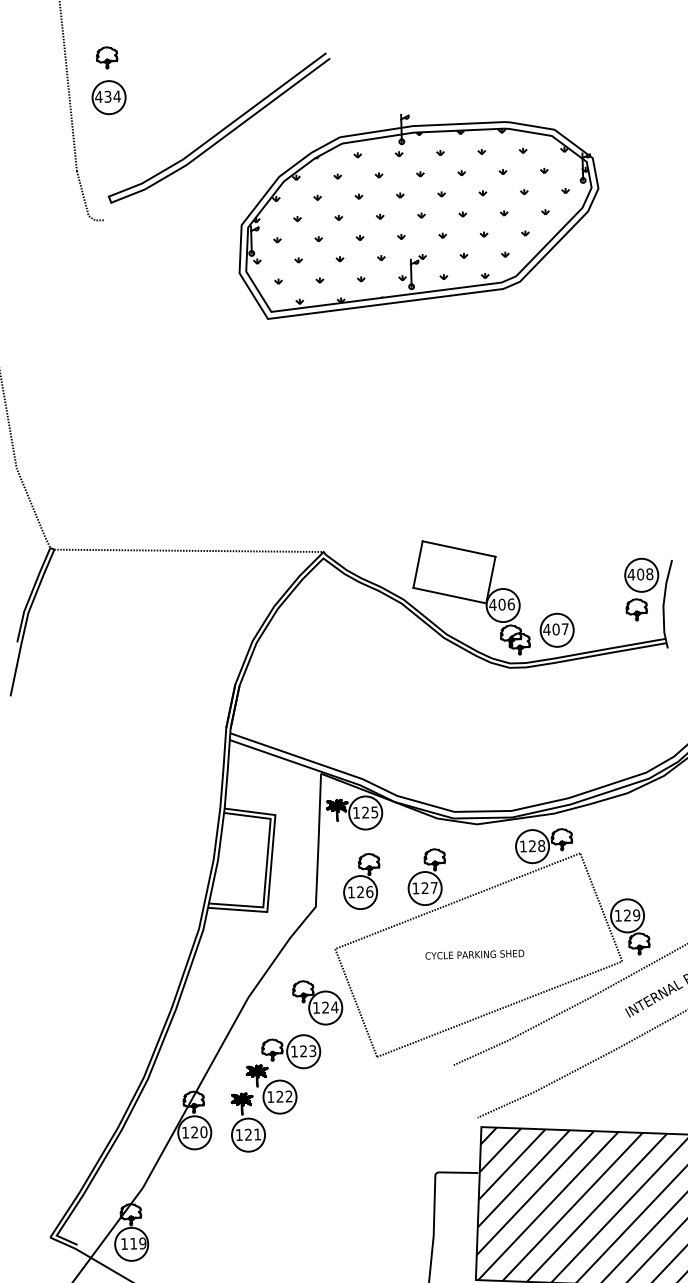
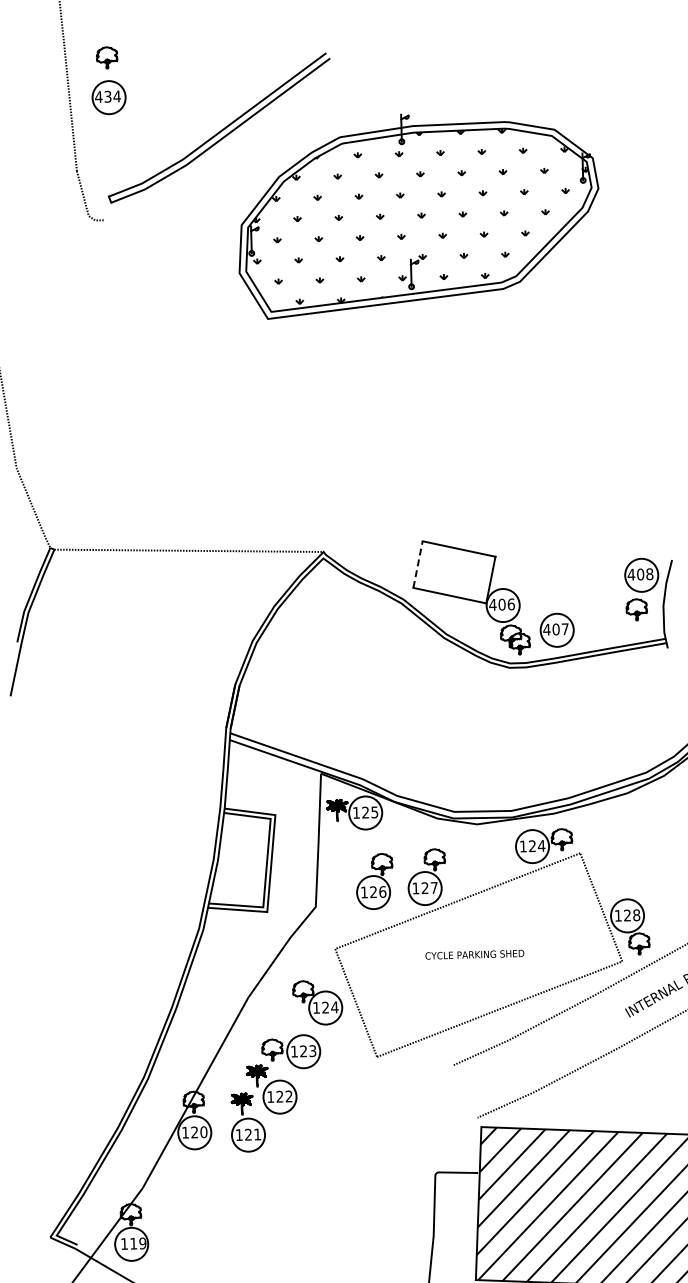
line: solid -> dashed (418, 564)
text: 128 -> 124 (541, 845)
part position: (361, 881) -> (374, 881) (374, 881)
text: 129 -> 128 (636, 915)
